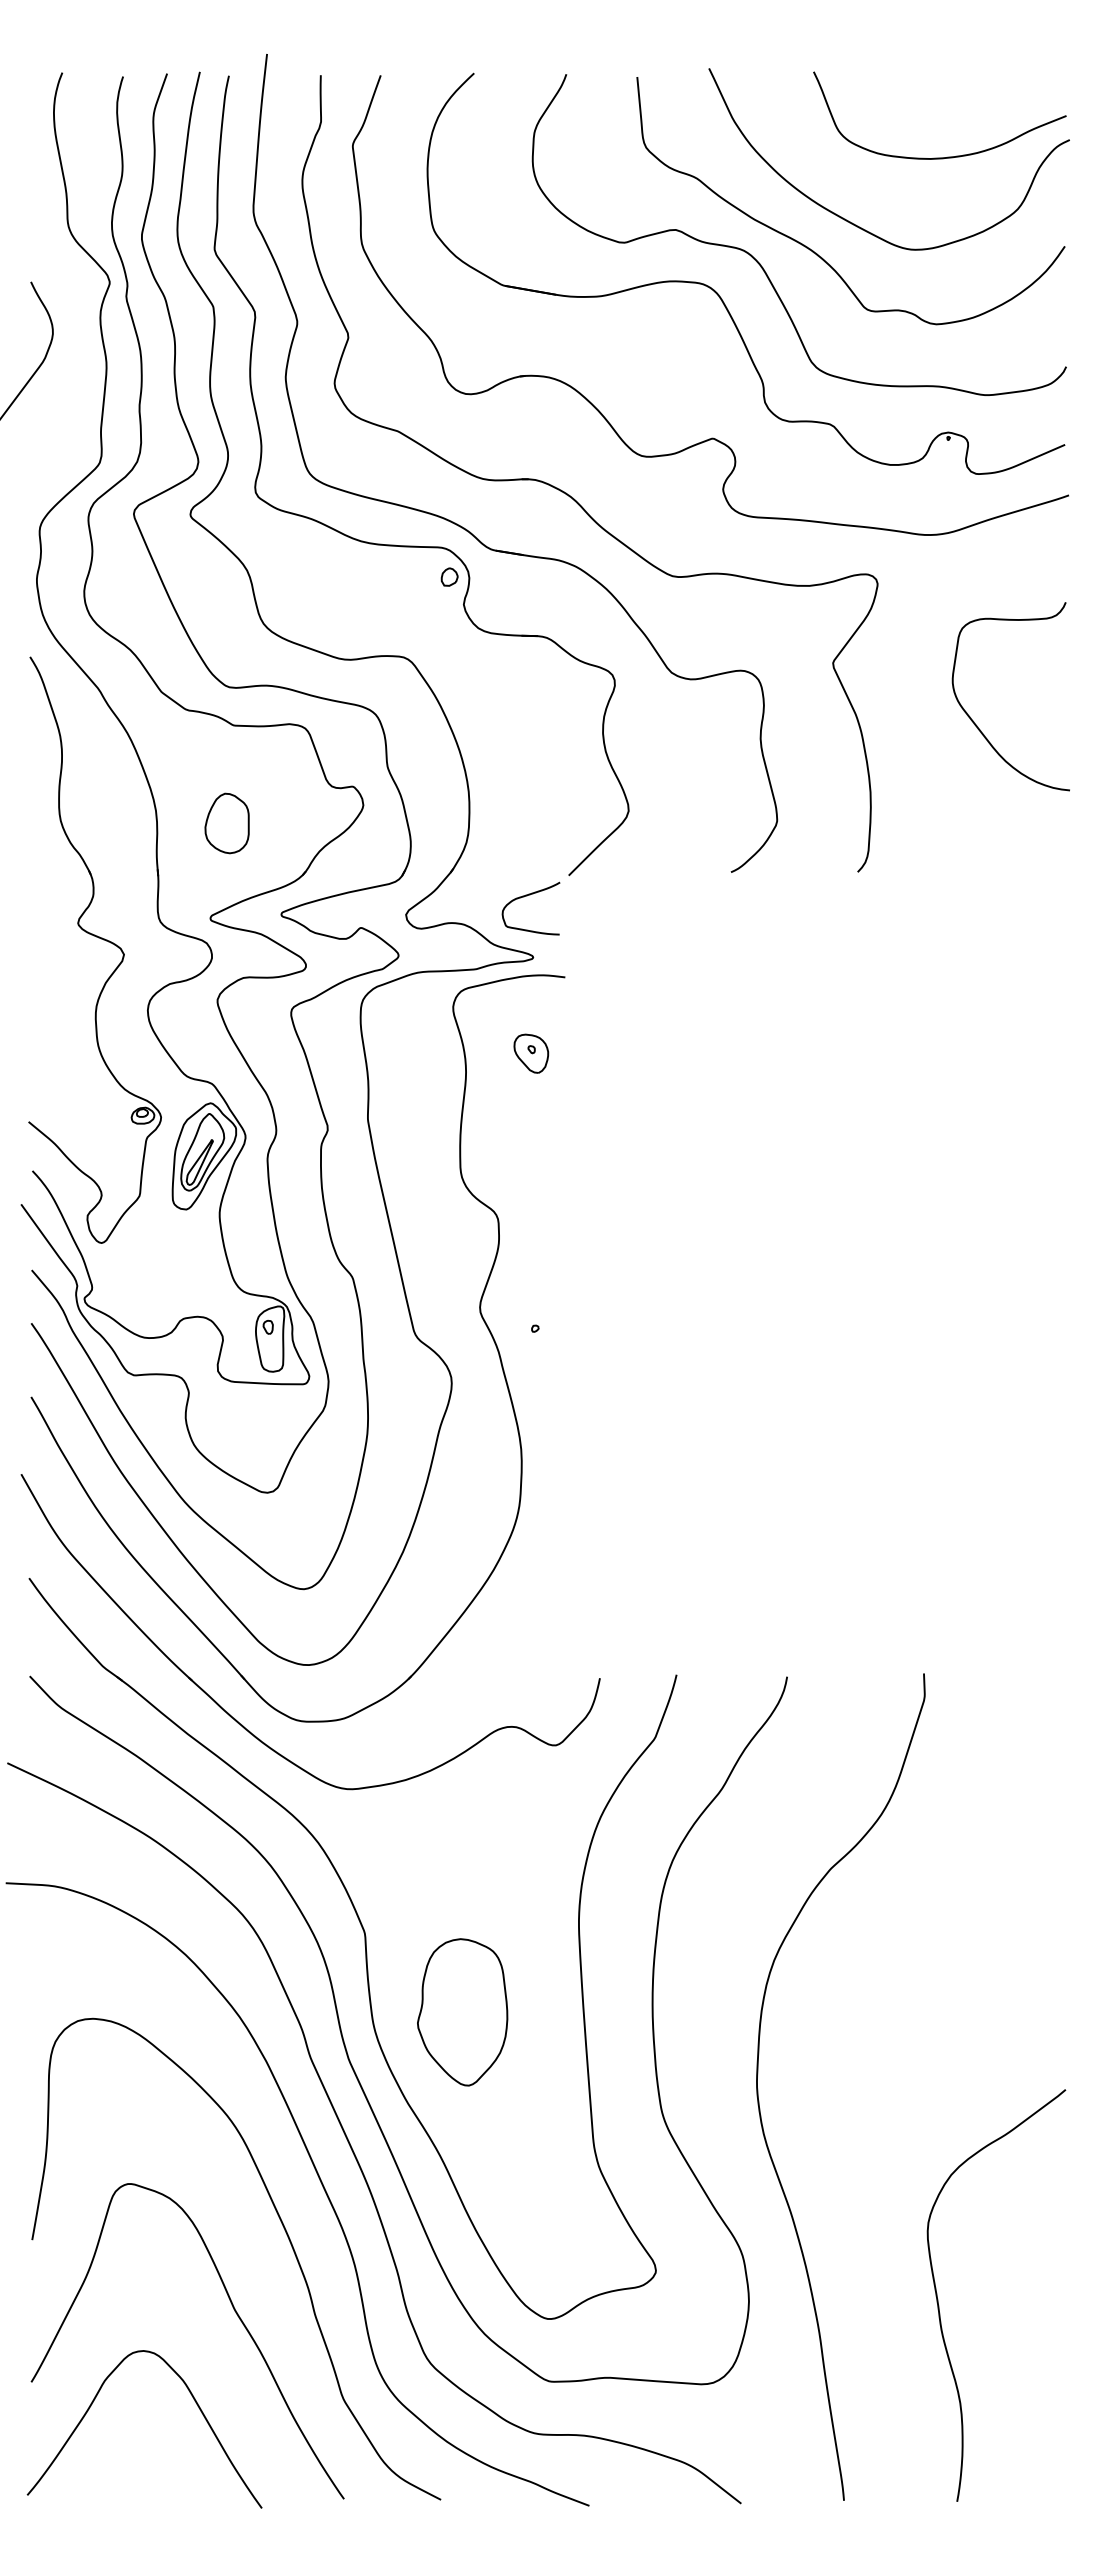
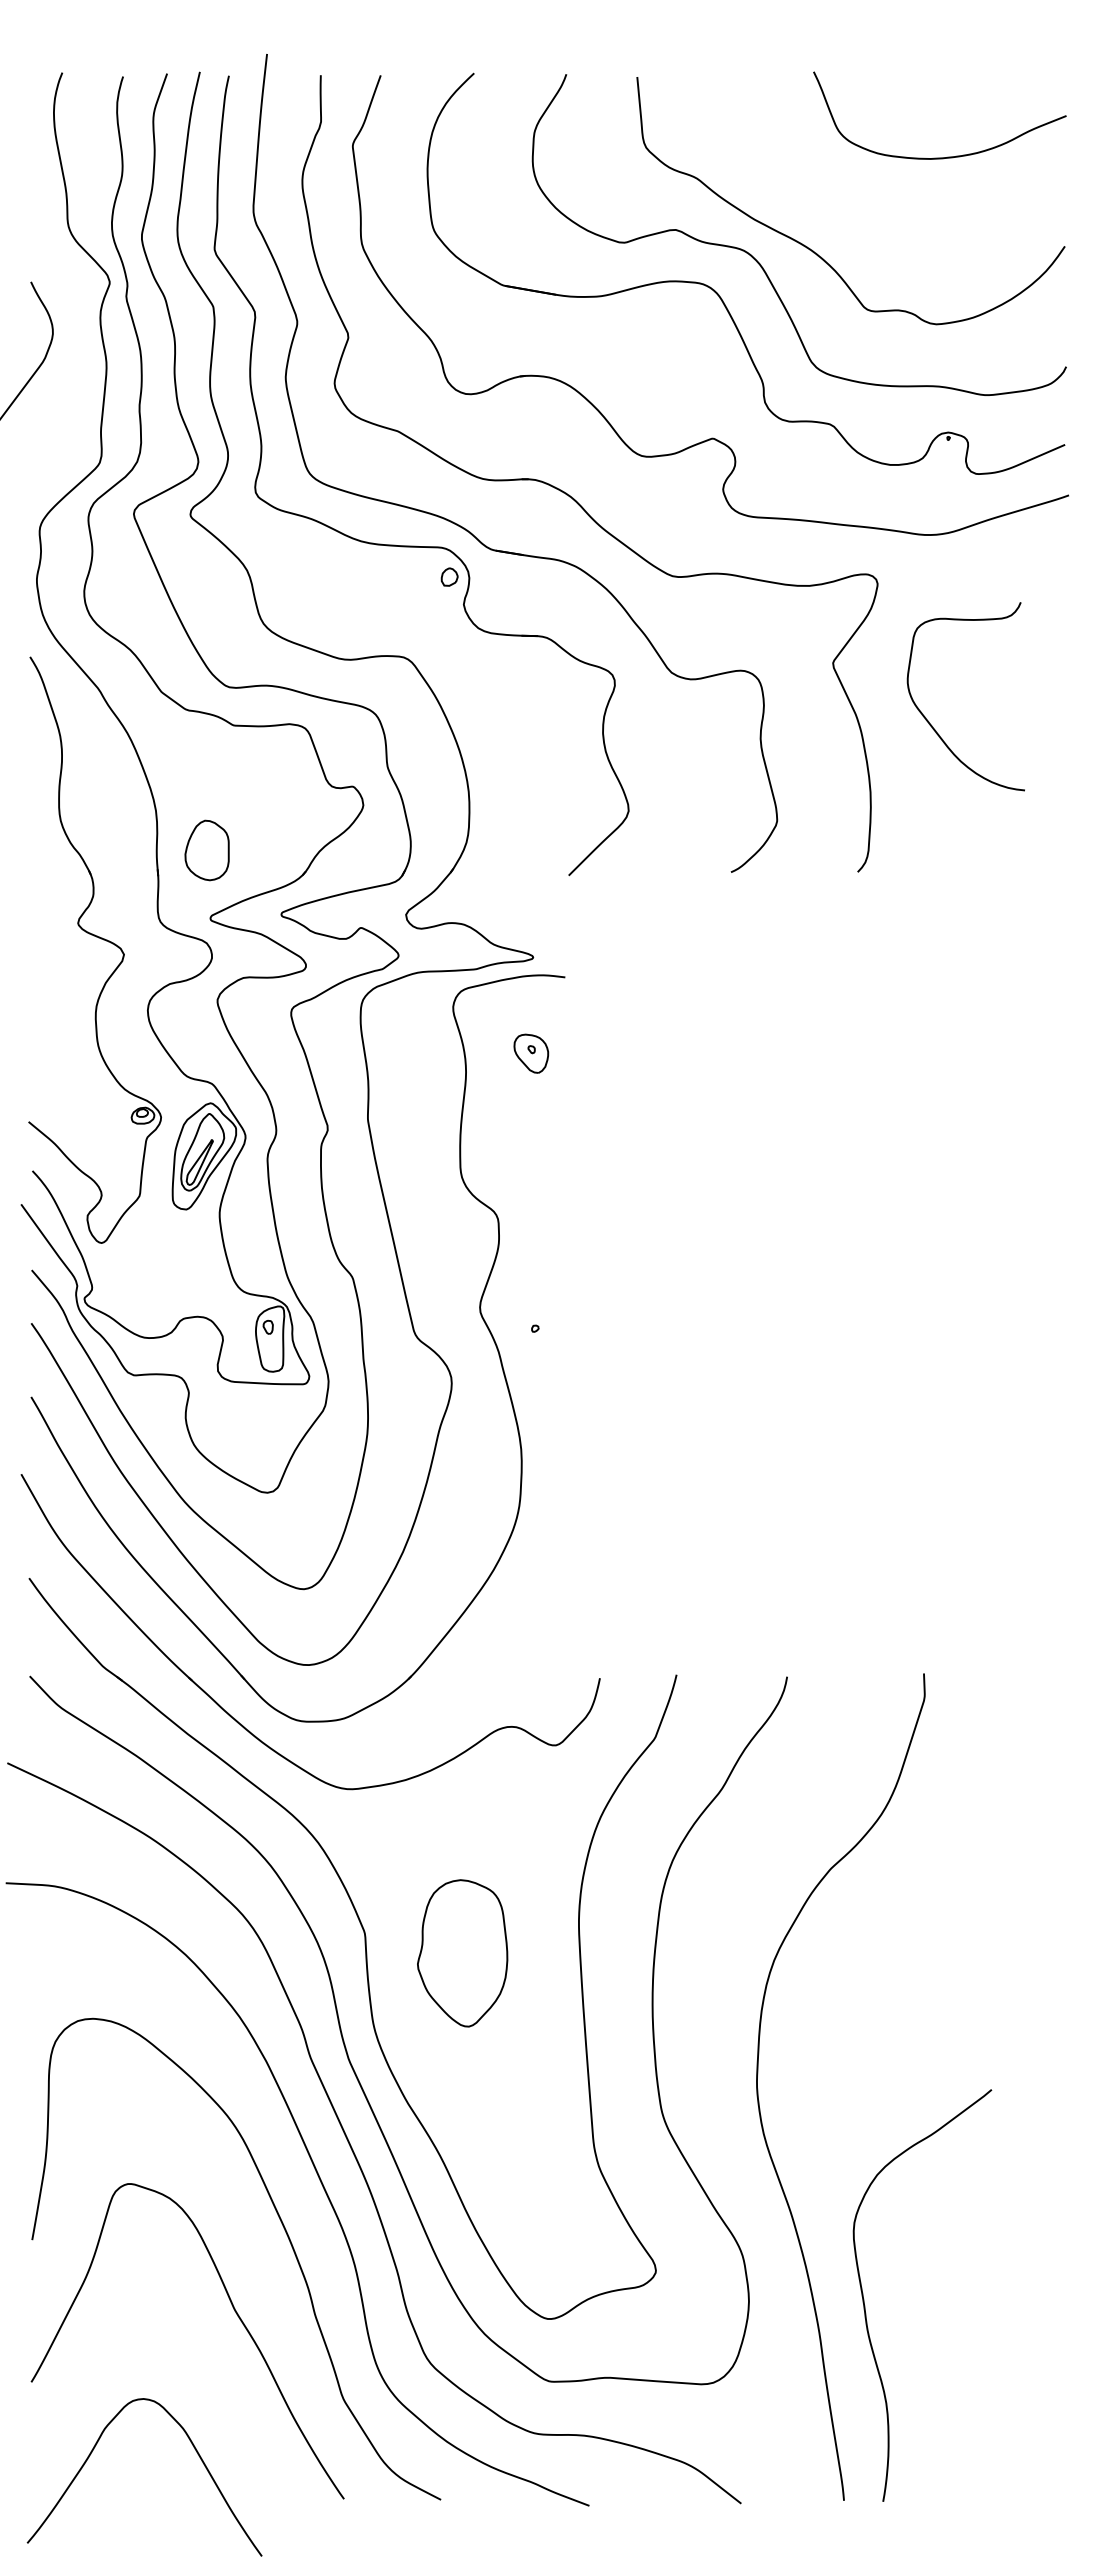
curve: present -> none (856, 224)
curve position: (974, 721) -> (929, 721) (929, 721)
part position: (226, 823) -> (206, 850) (206, 850)
curve: present -> none (527, 896)
part position: (462, 2012) -> (462, 1953) (462, 1953)
curve position: (939, 2305) -> (865, 2305) (865, 2305)
curve position: (94, 2401) -> (94, 2449) (94, 2449)
